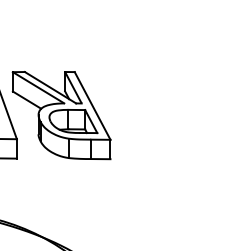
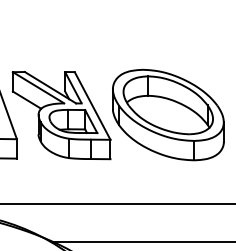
part: none -> present (168, 114)
line: none -> present (117, 204)
line: none -> present (142, 241)
